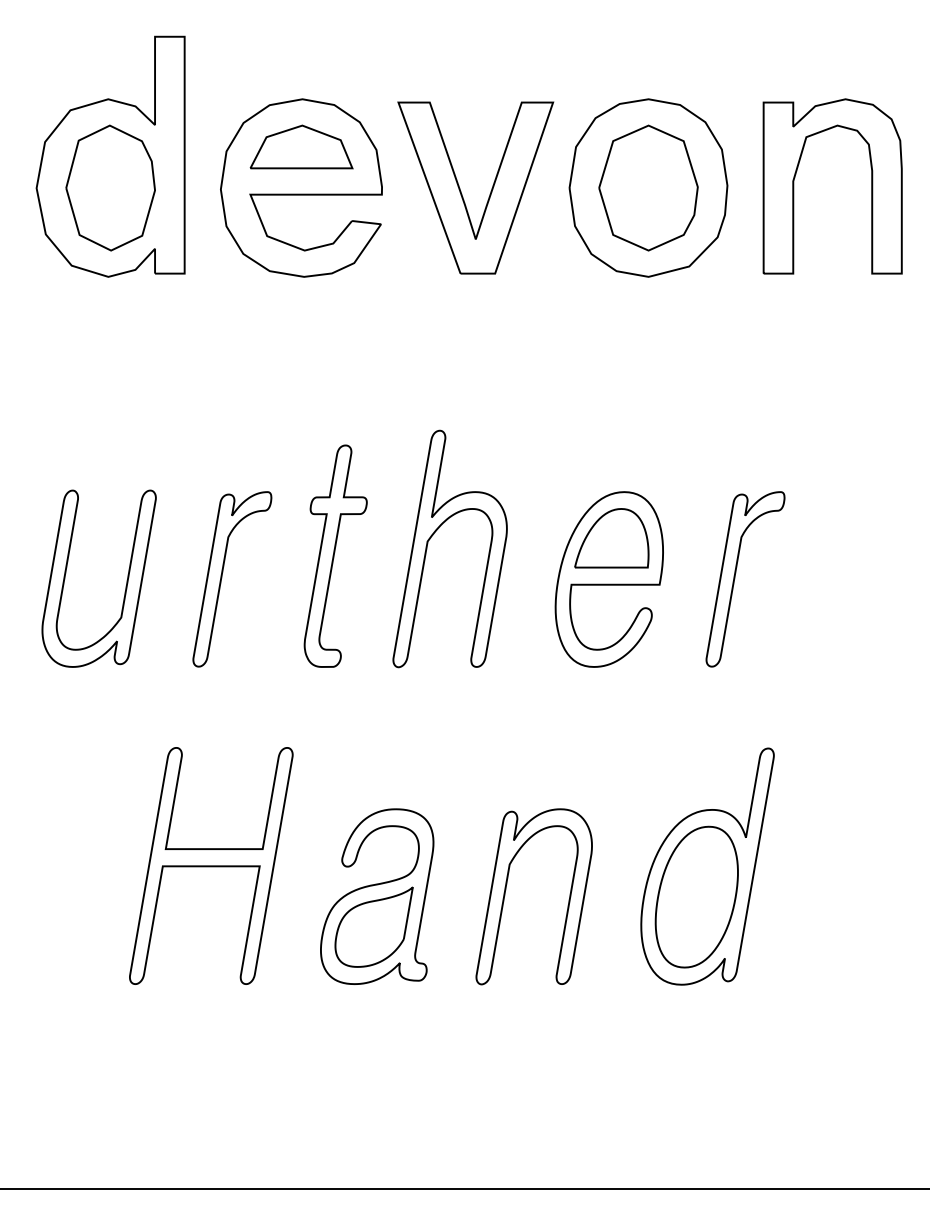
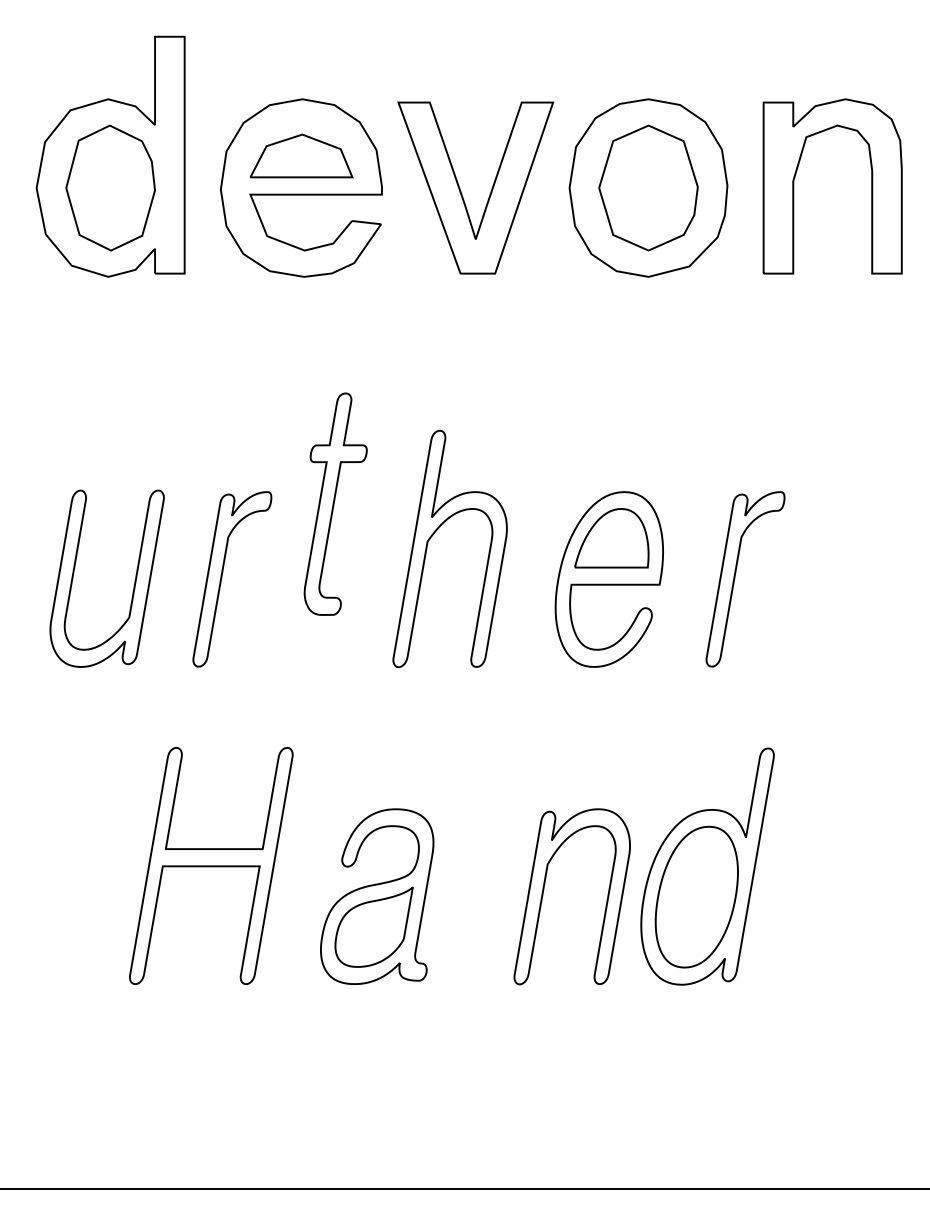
part position: (301, 146) -> (301, 155) (301, 155)
part position: (335, 555) -> (335, 503) (335, 503)
part position: (126, 580) -> (134, 580) (134, 580)
part position: (506, 890) -> (544, 890) (544, 890)
